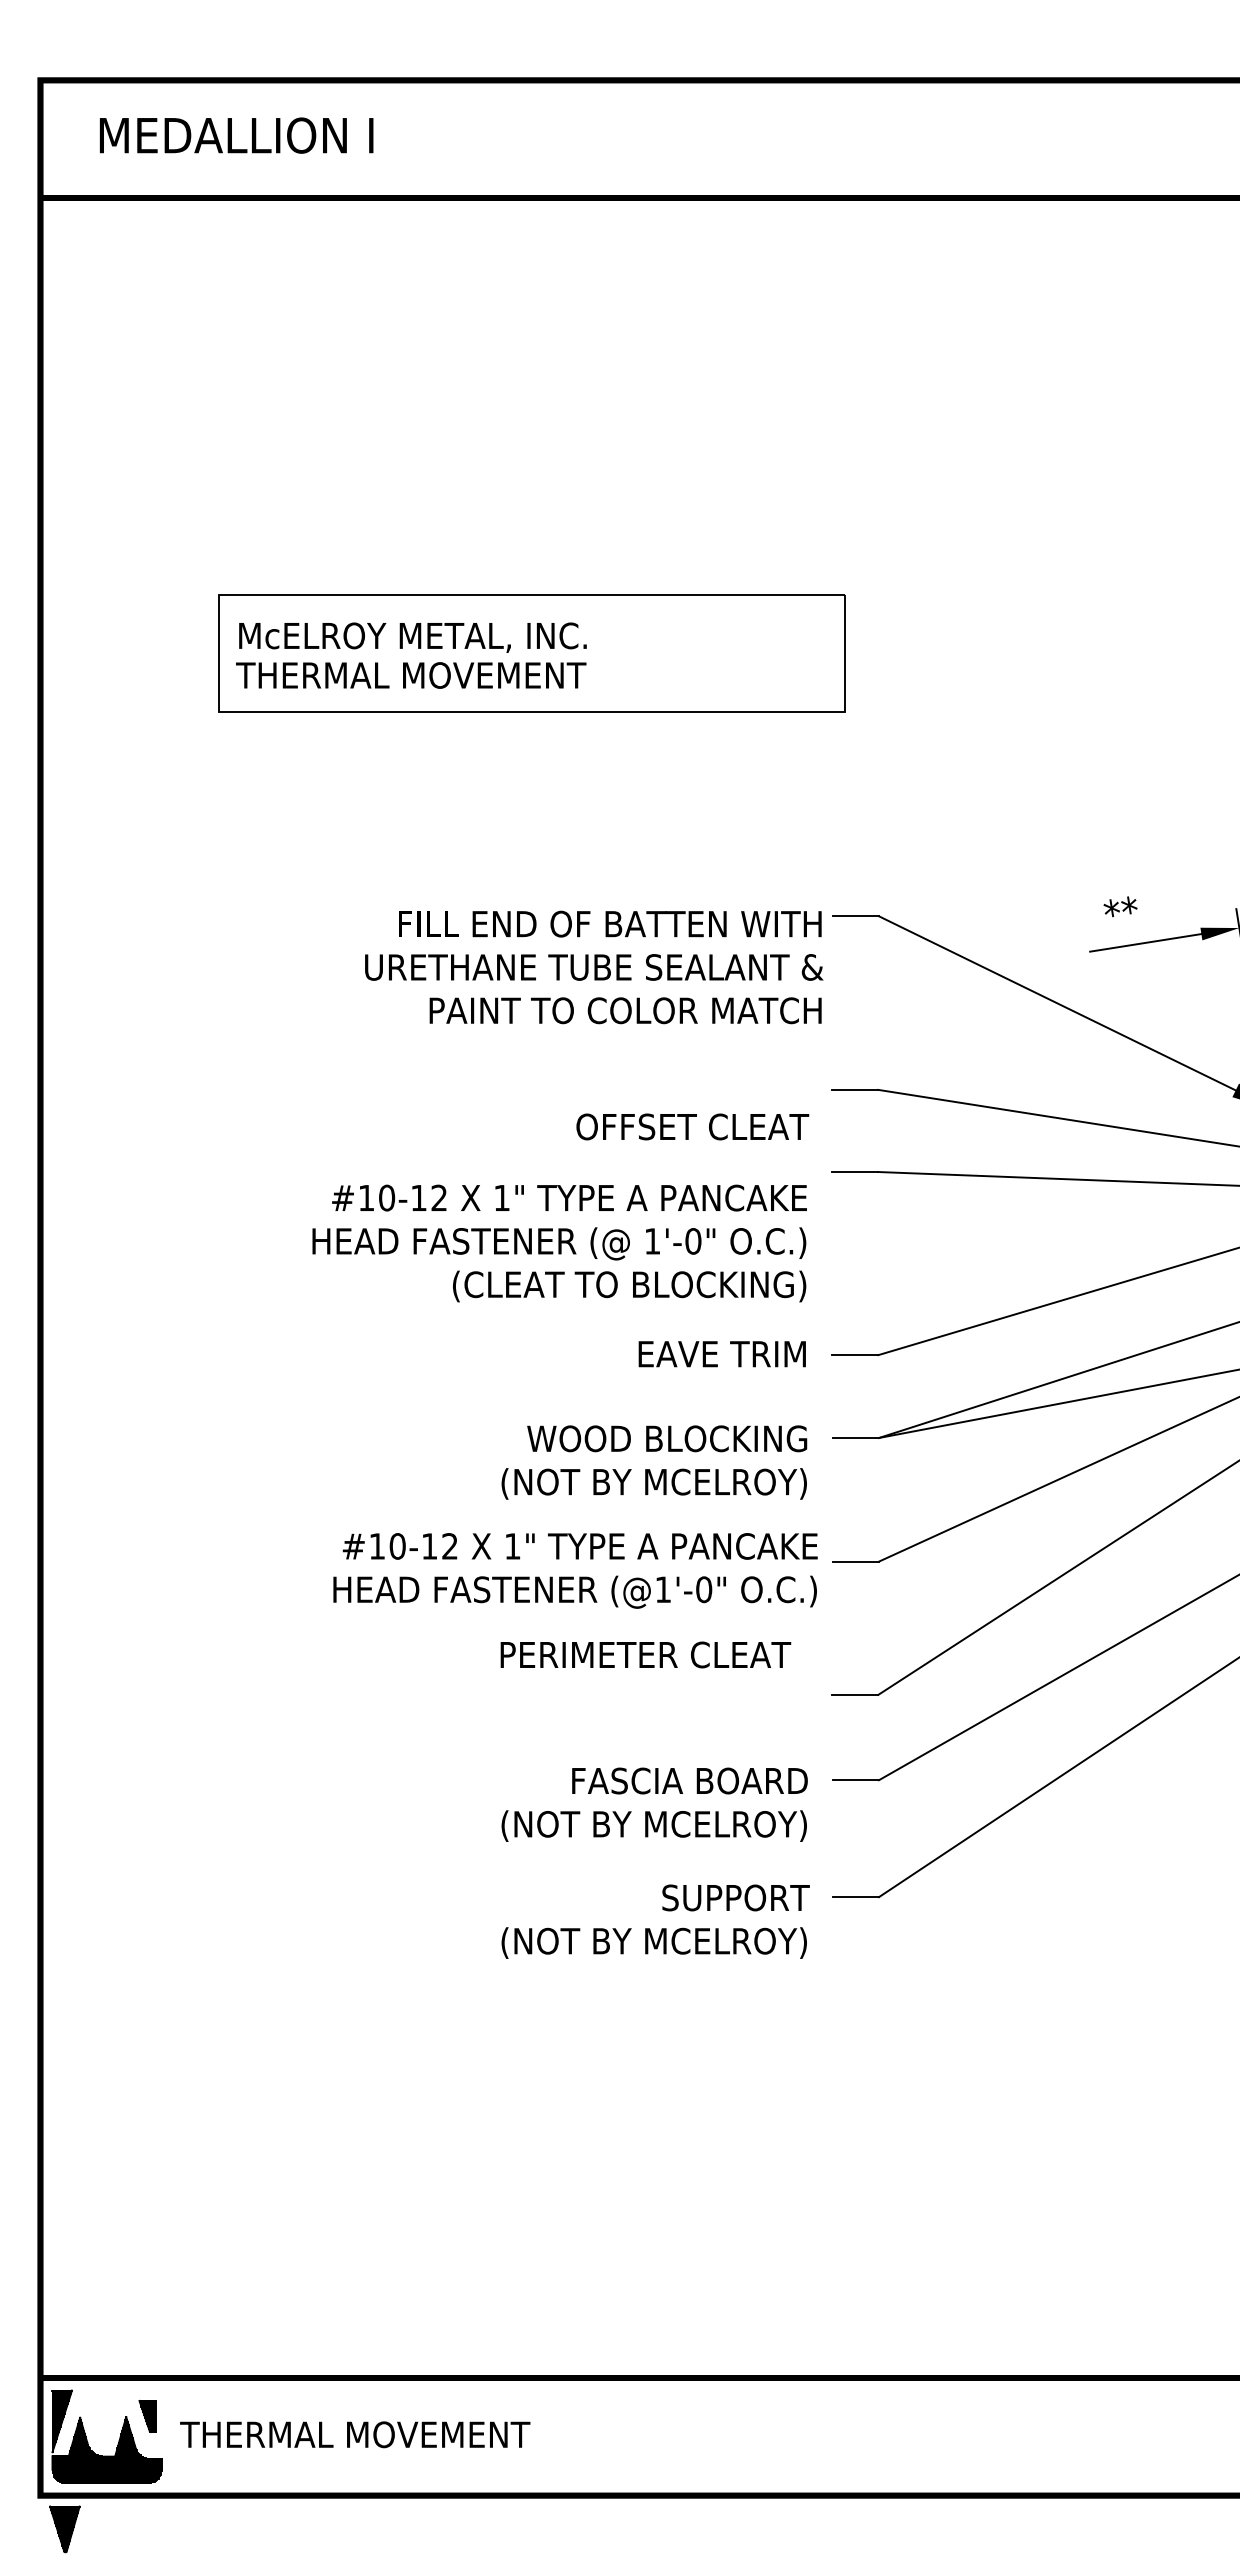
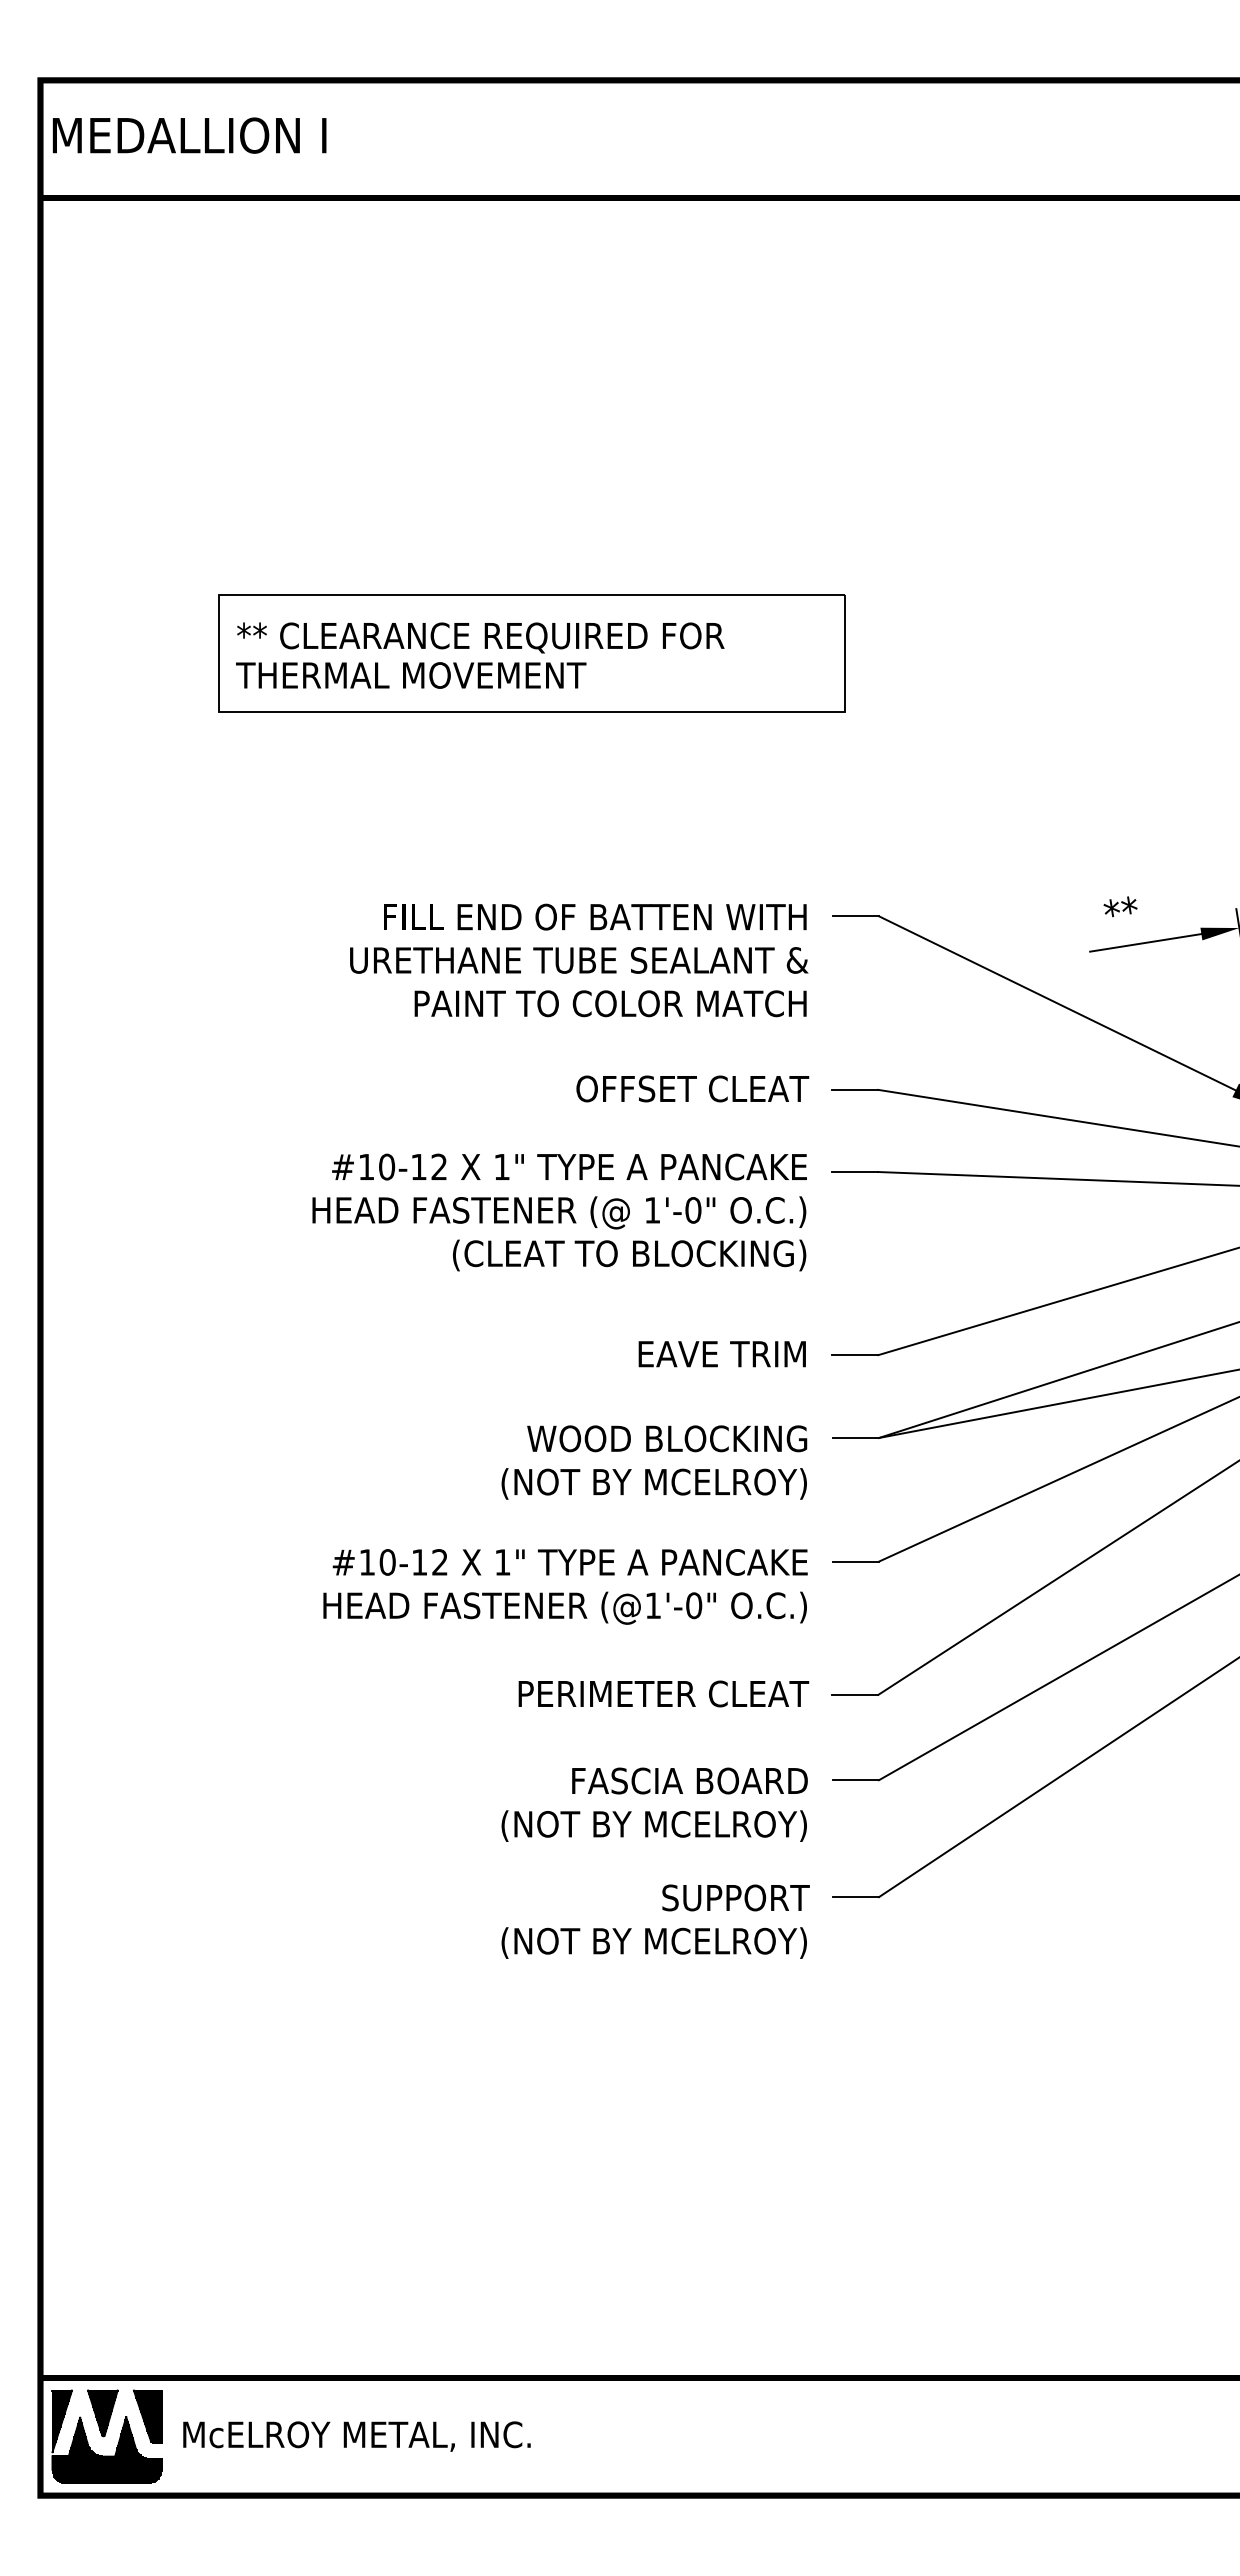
text position: (236, 135) -> (189, 135) (189, 135)
text: McELROY METAL, INC. -> ** CLEARANCE REQUIRED FOR (480, 637)
text position: (594, 967) -> (579, 960) (579, 960)
text position: (692, 1126) -> (692, 1088) (692, 1088)
text position: (559, 1243) -> (559, 1212) (559, 1212)
text position: (575, 1570) -> (565, 1586) (565, 1586)
text position: (645, 1654) -> (663, 1693) (663, 1693)
part size: 19x33 px -> 30x55 px (147, 2416)
text: THERMAL MOVEMENT -> McELROY METAL, INC. (355, 2436)
part position: (64, 2529) -> (102, 2413) (102, 2413)
